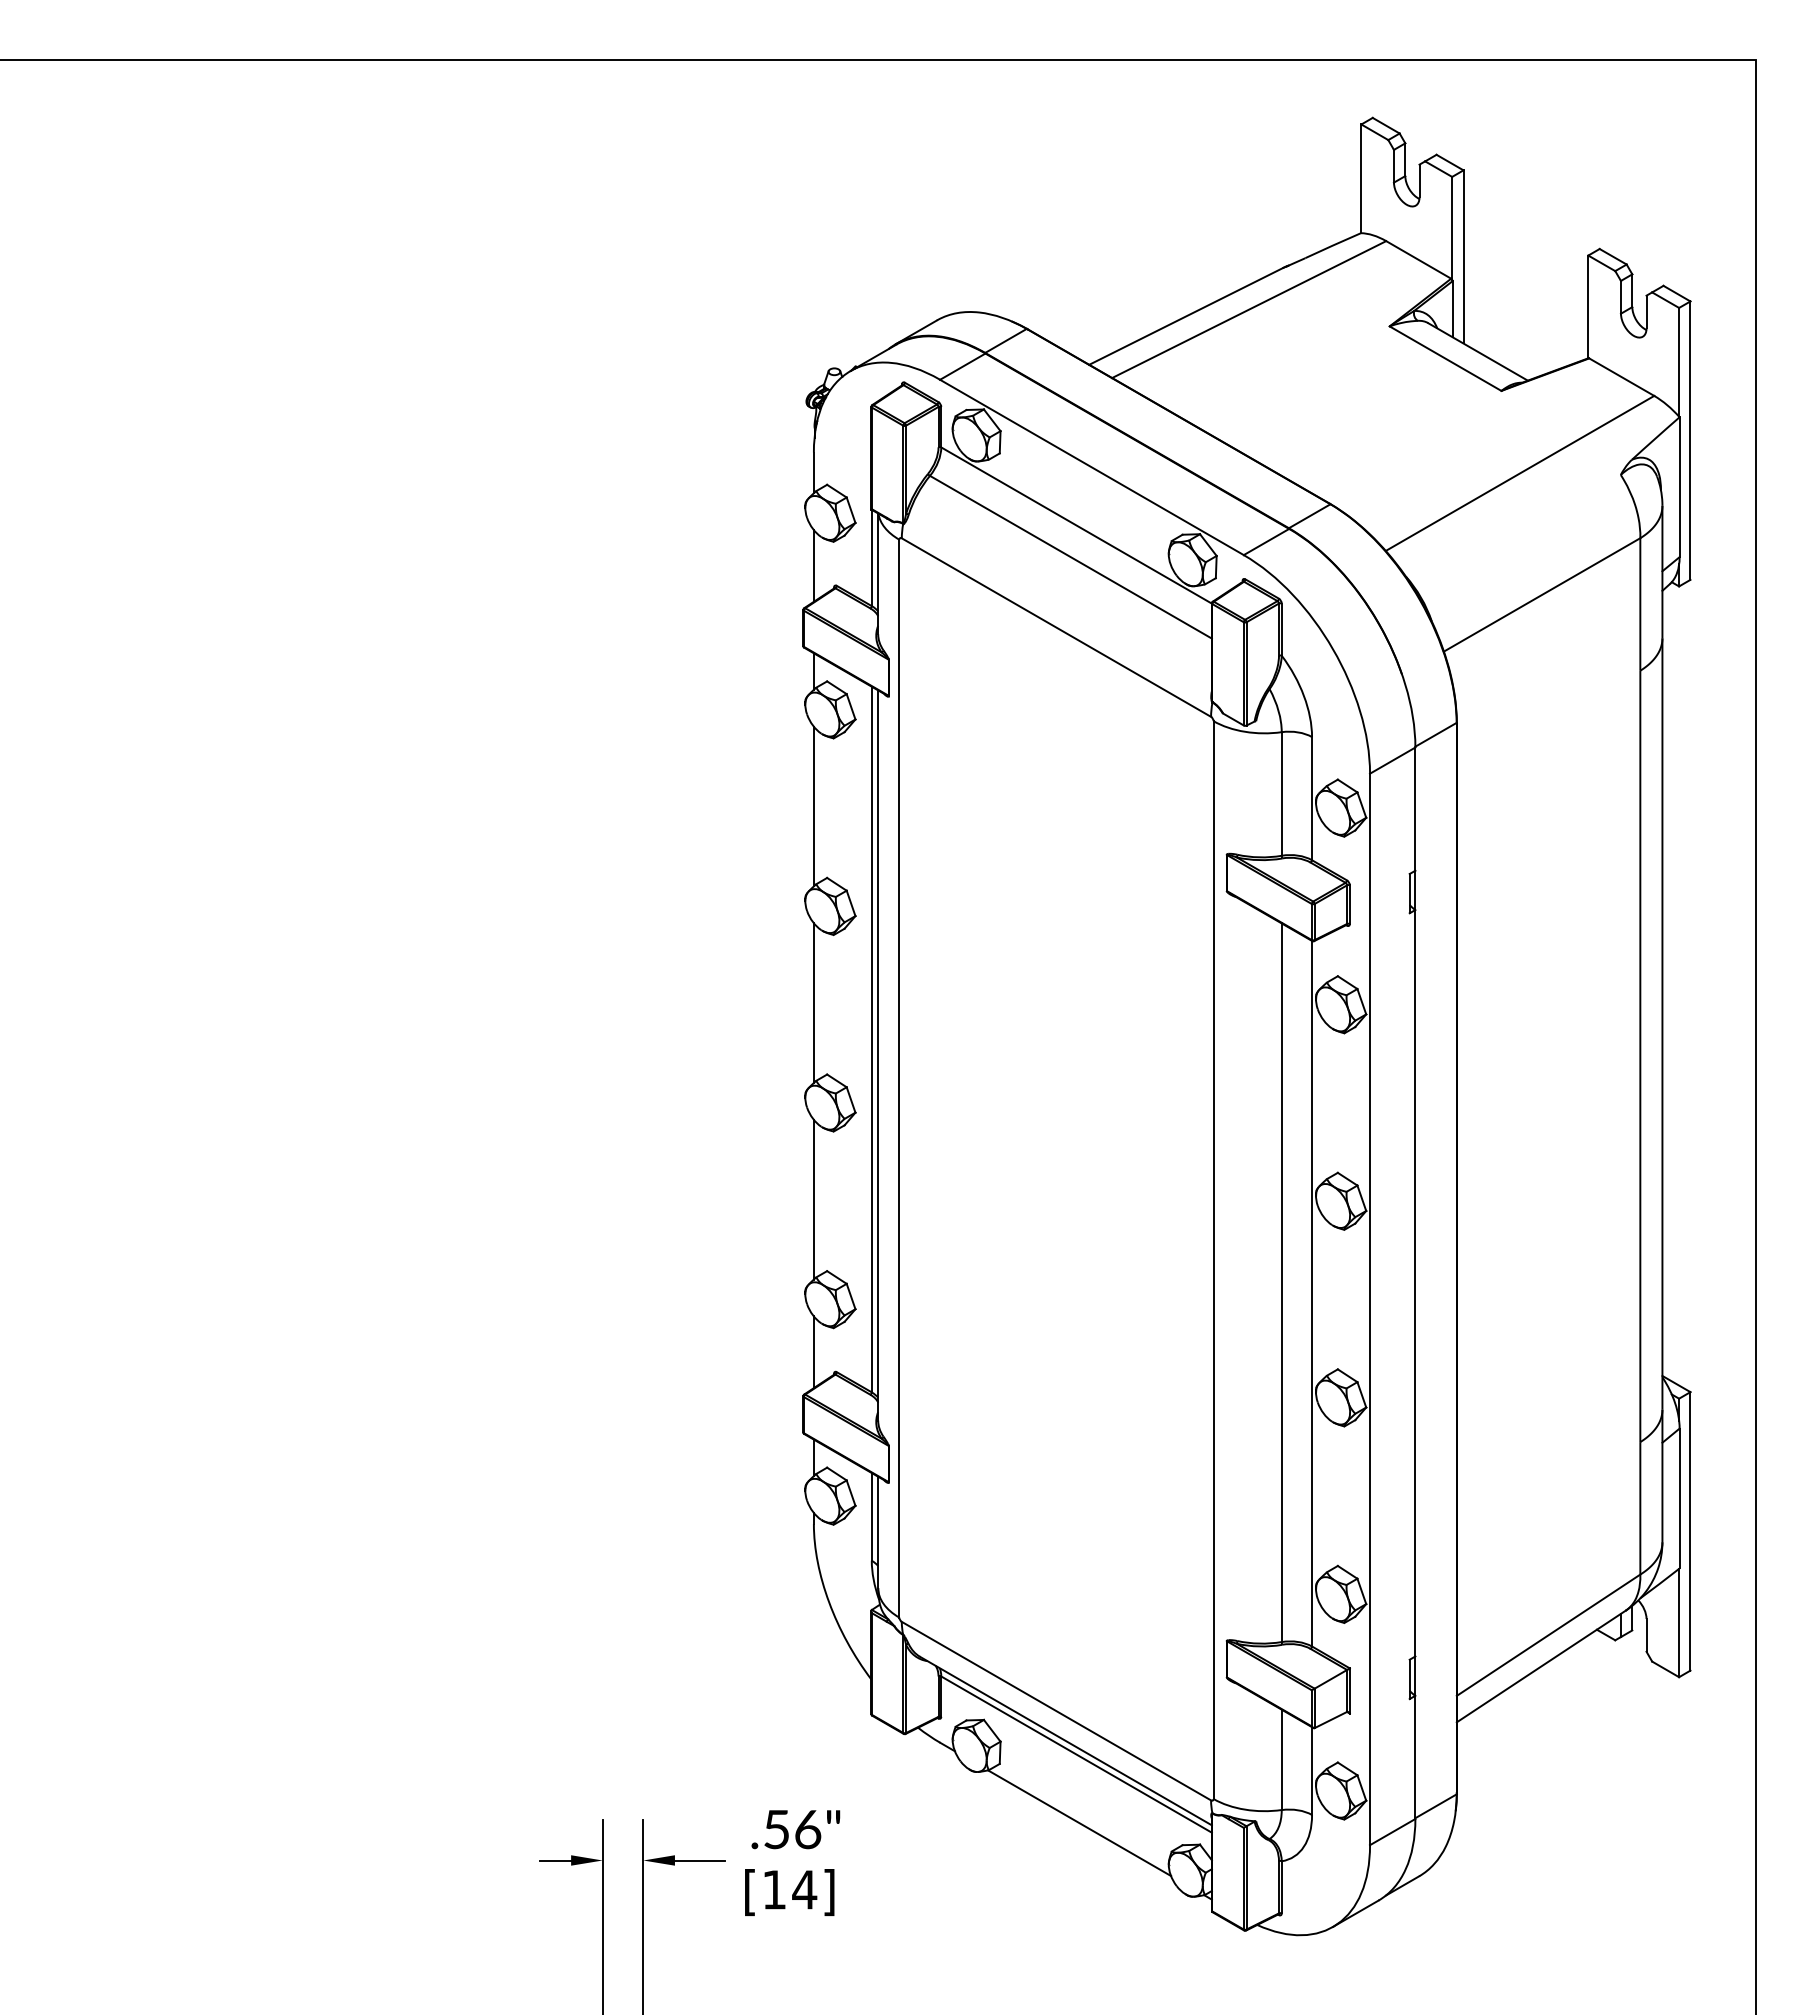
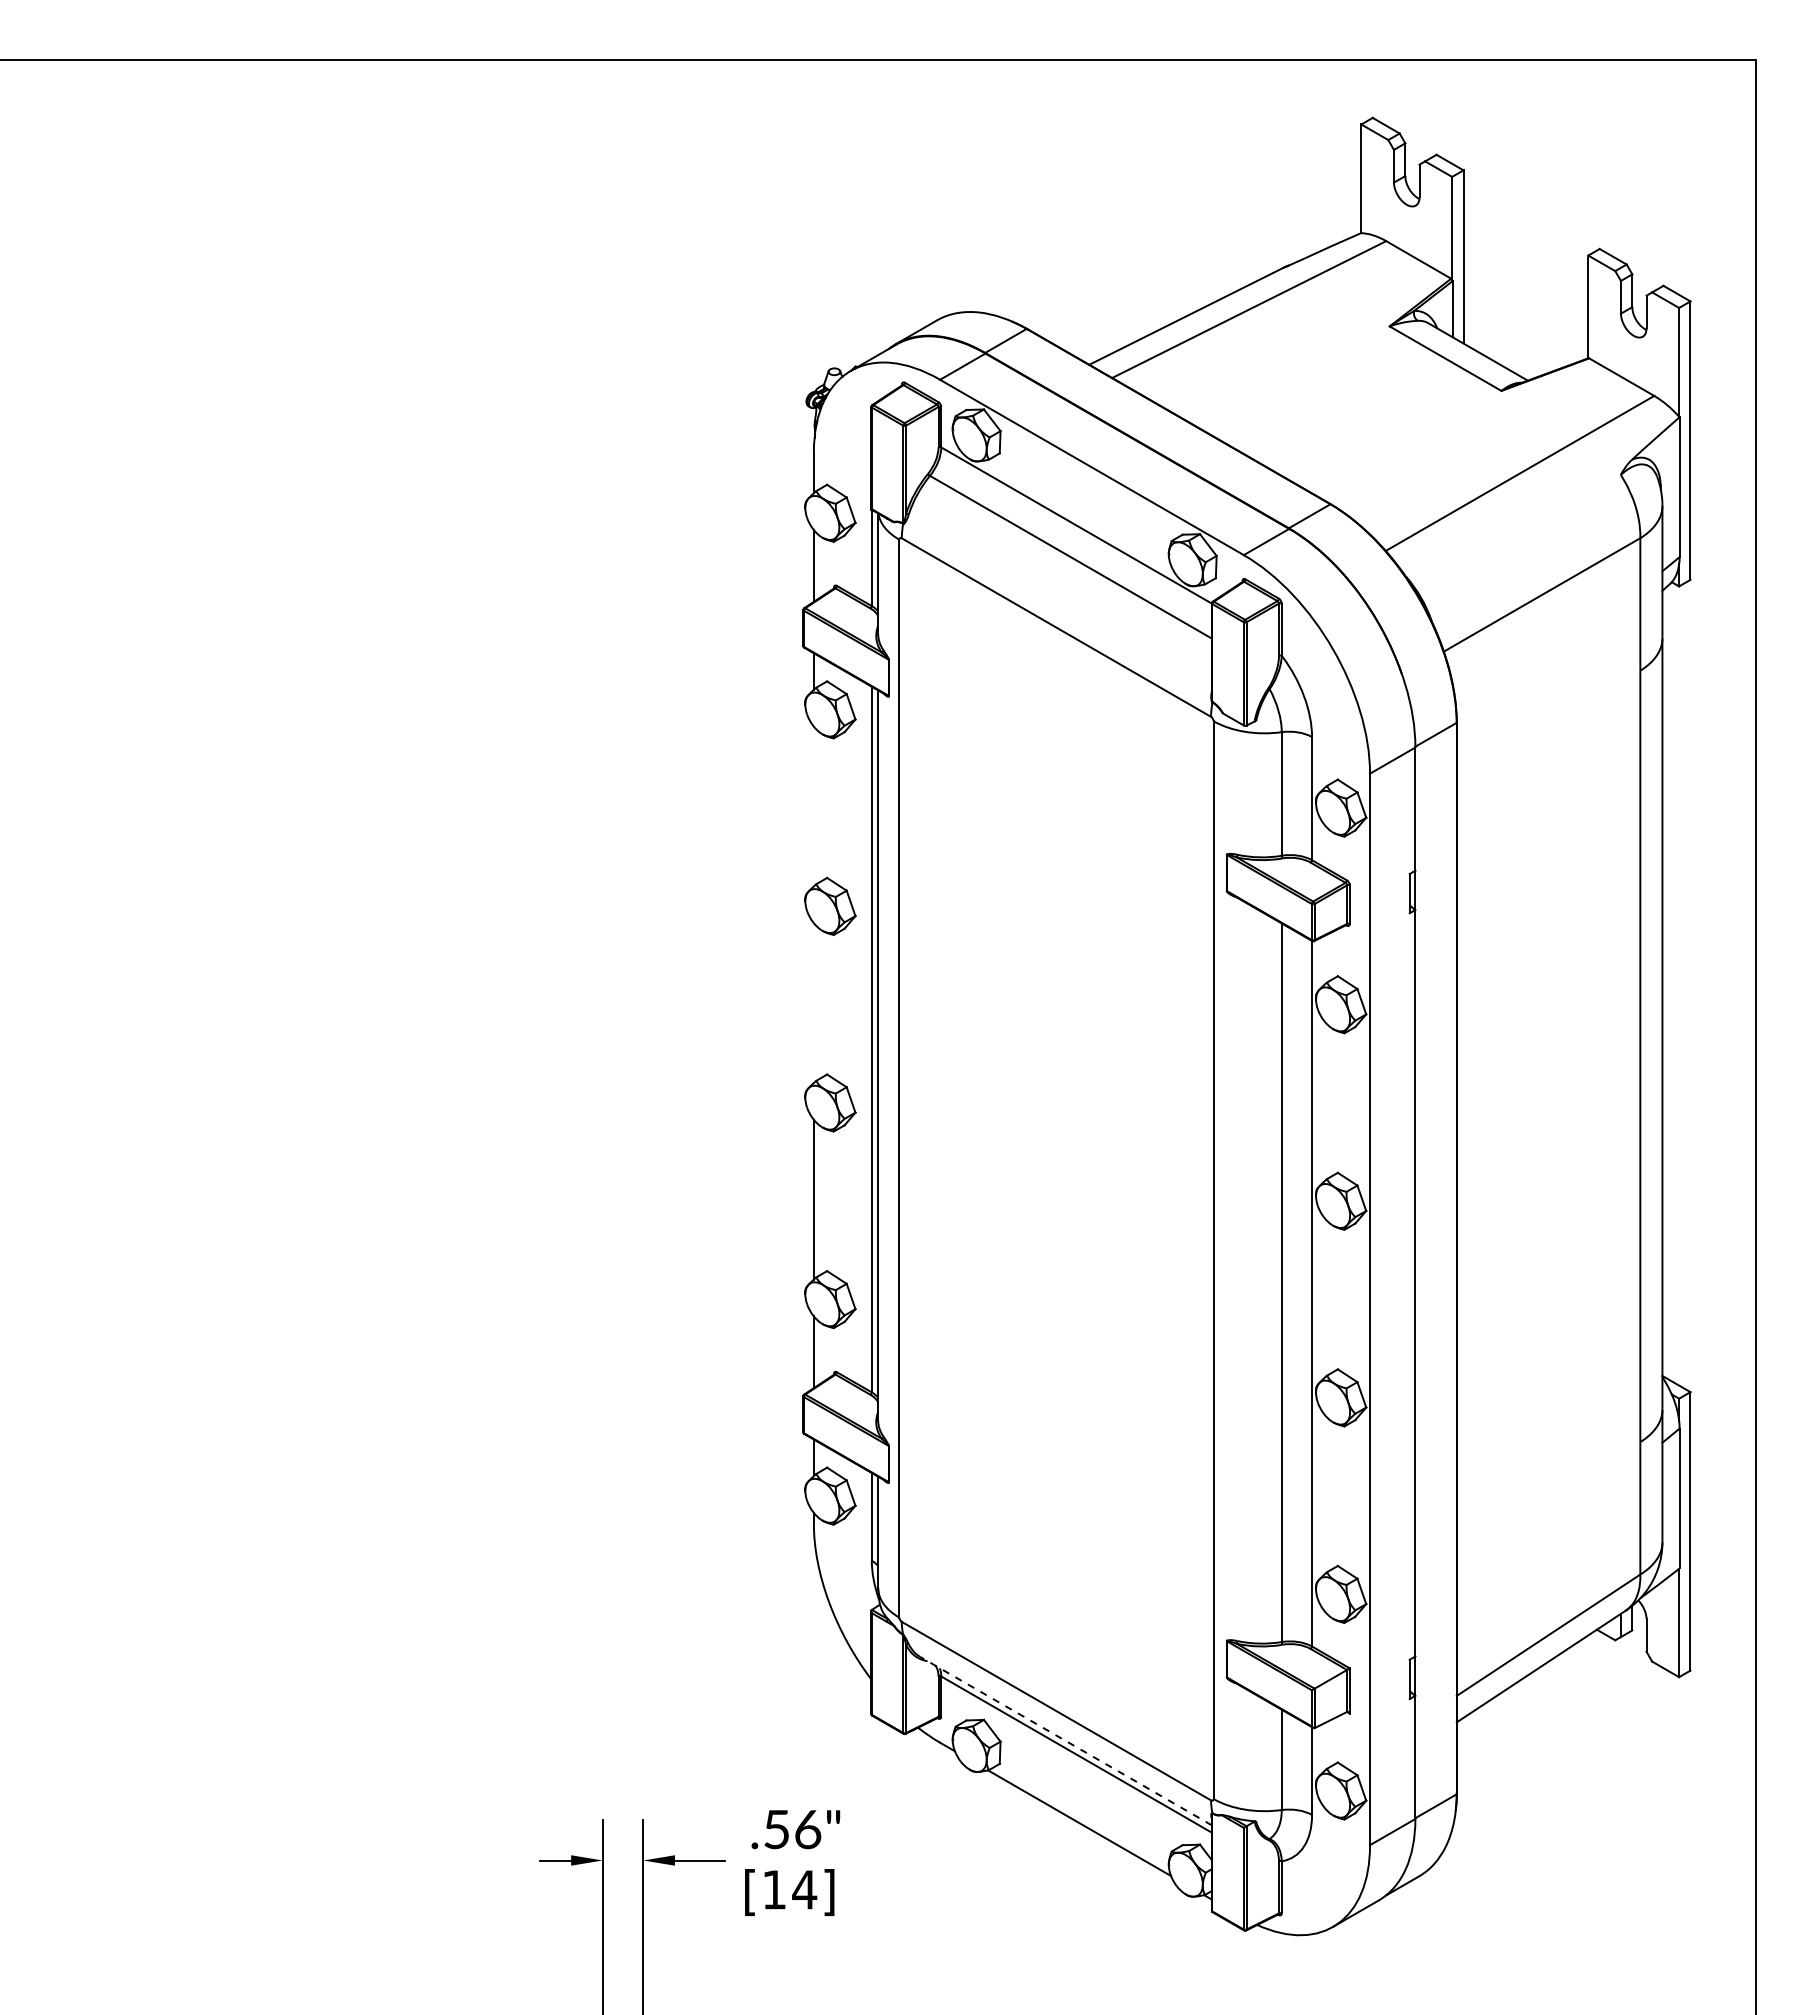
line: present -> none (813, 806)
line: present -> none (813, 1003)
line: solid -> dashed (1065, 1740)
